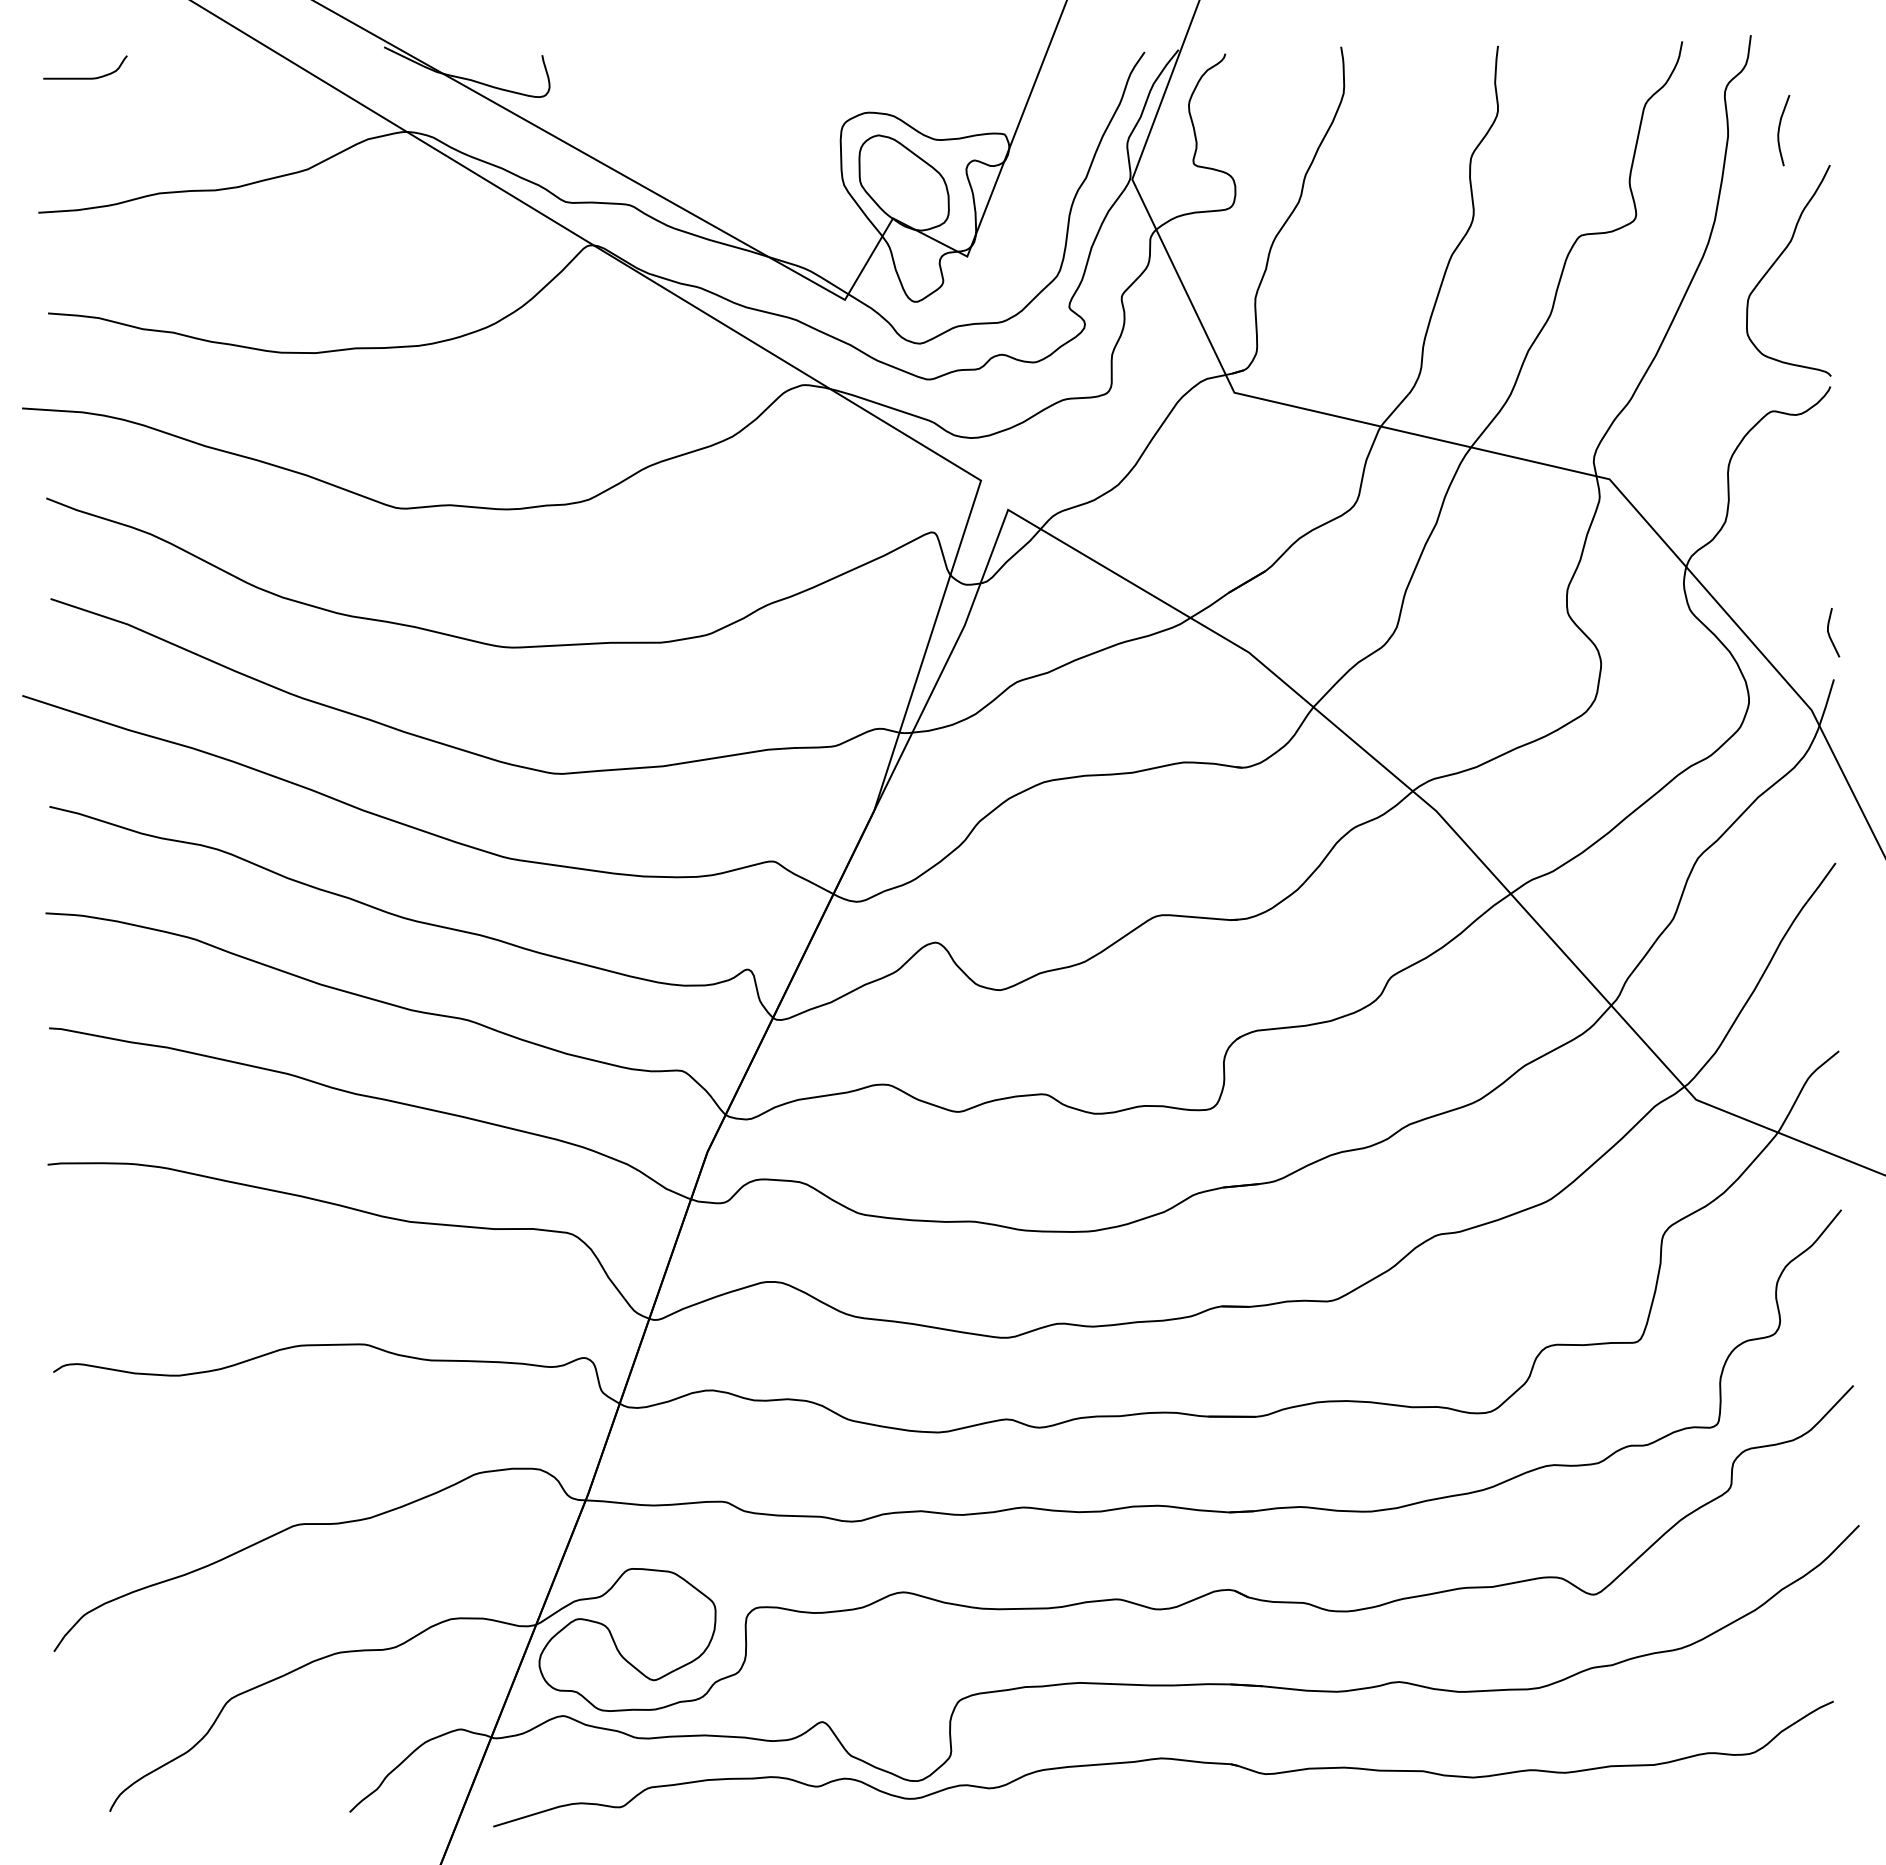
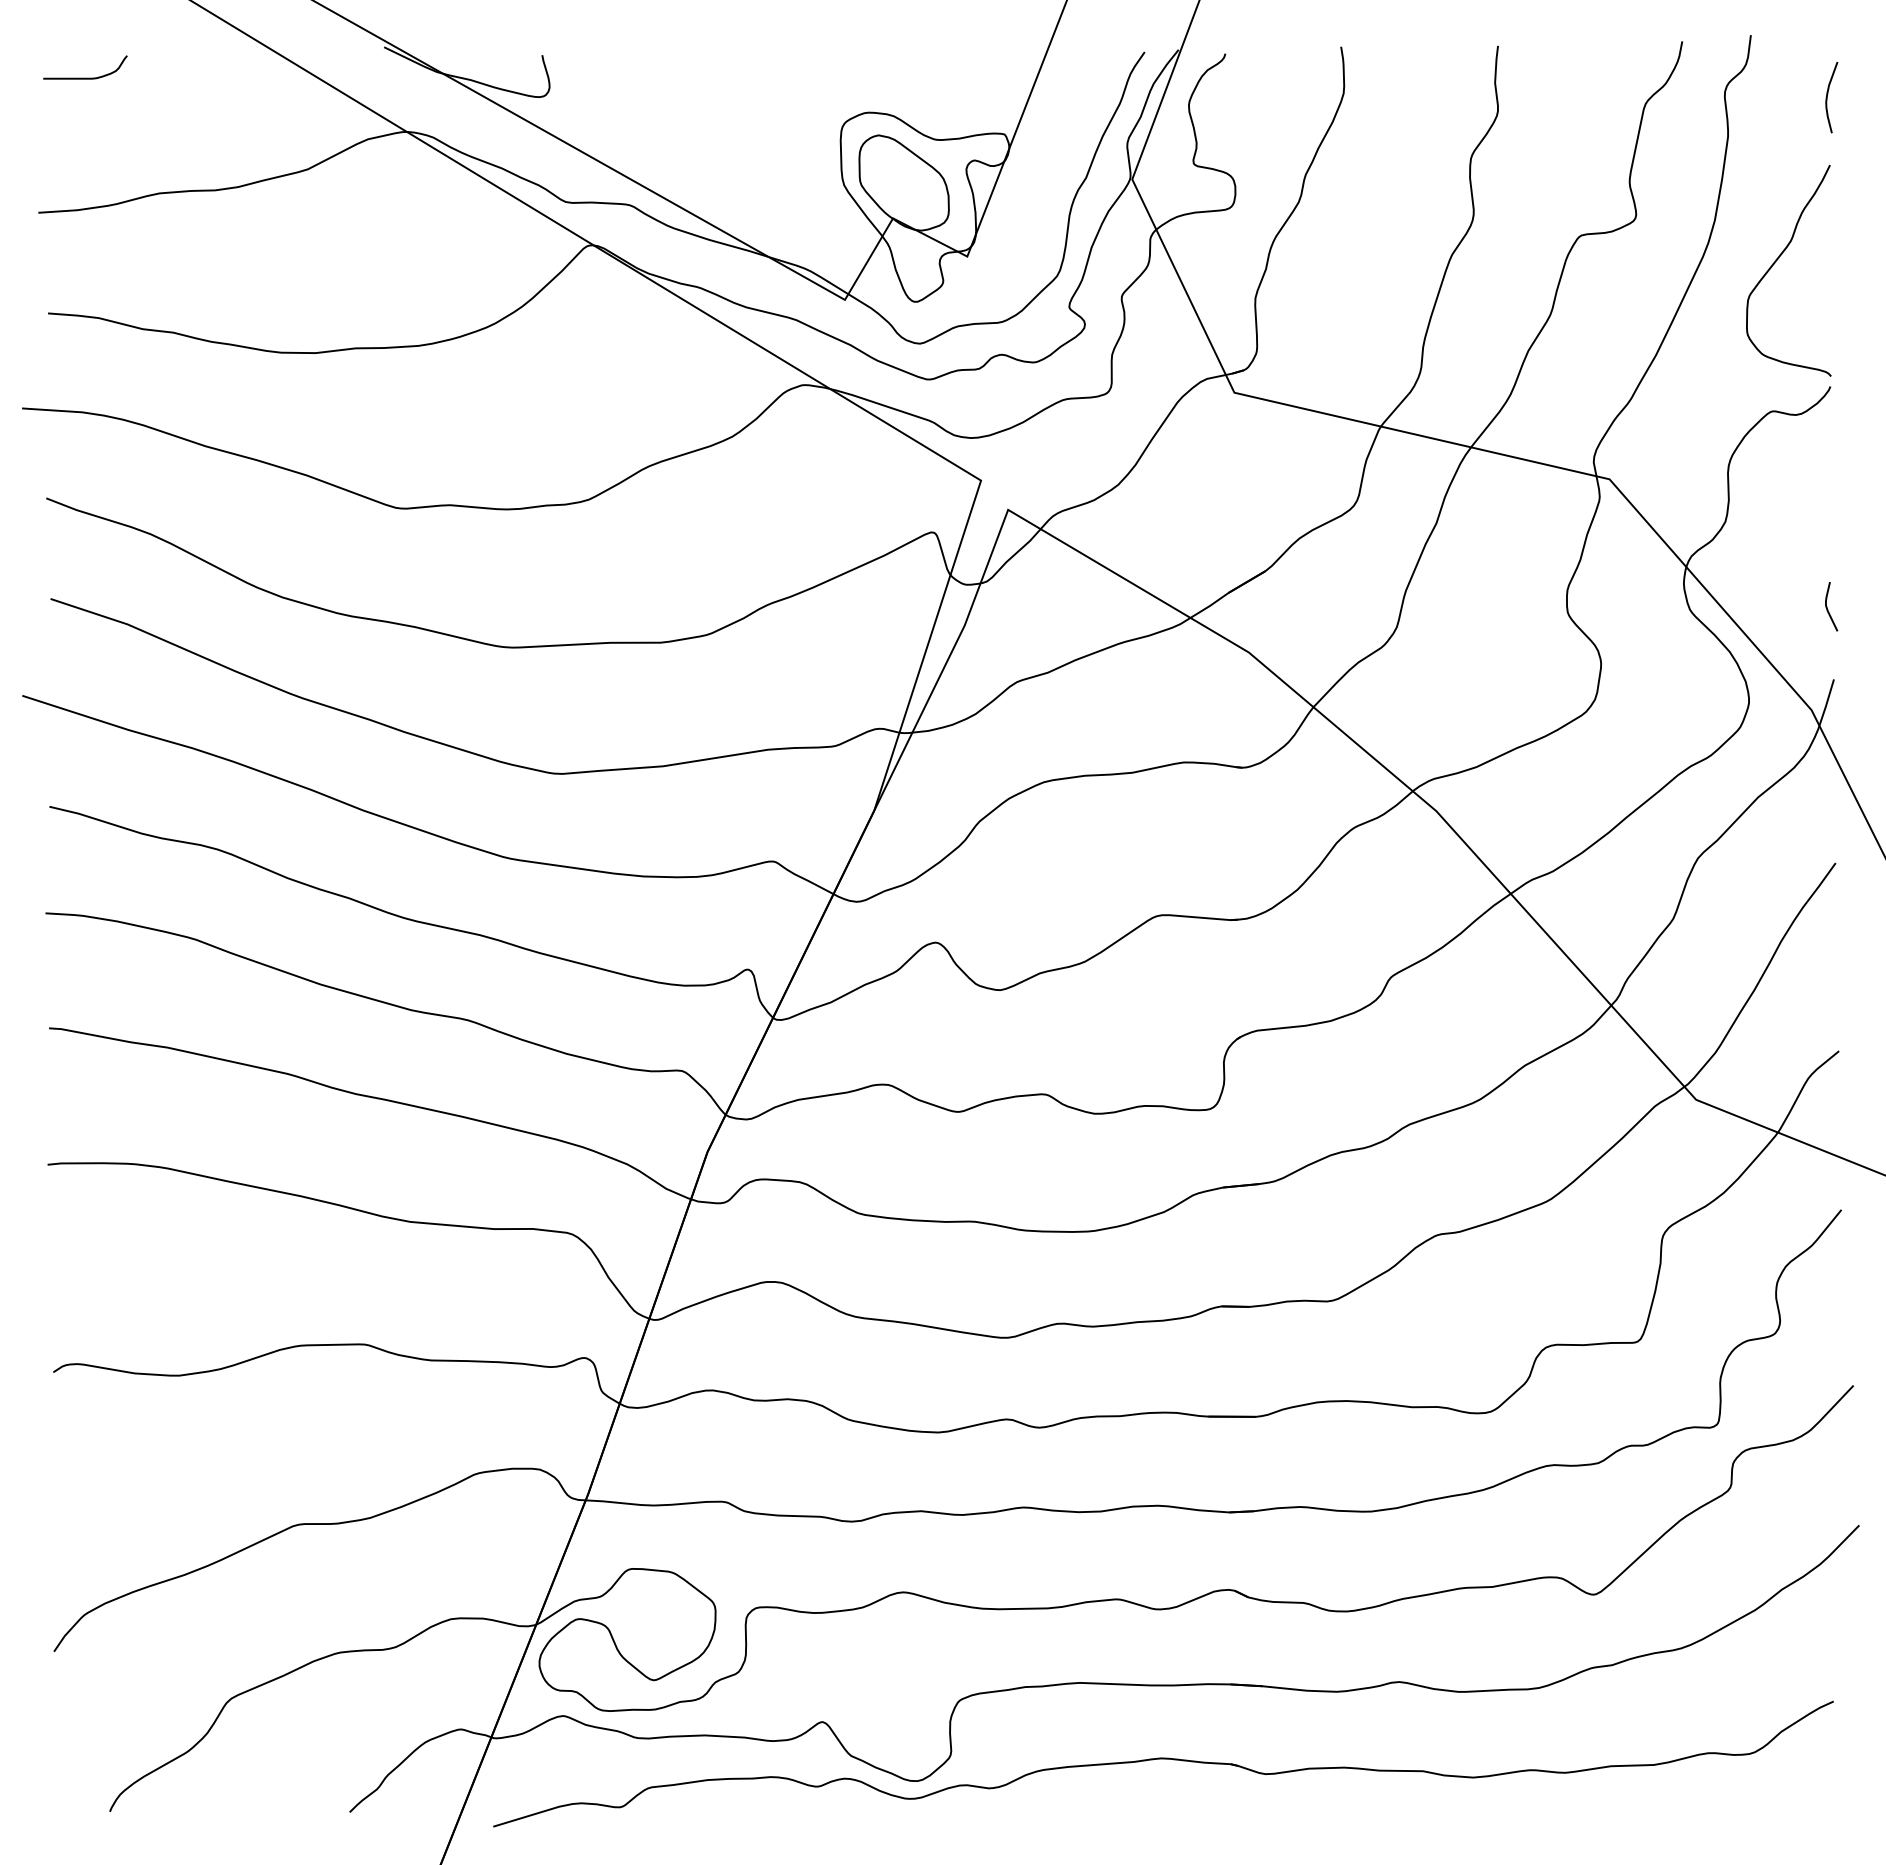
curve position: (1779, 130) -> (1827, 97) (1827, 97)
curve position: (1829, 632) -> (1827, 606) (1827, 606)
